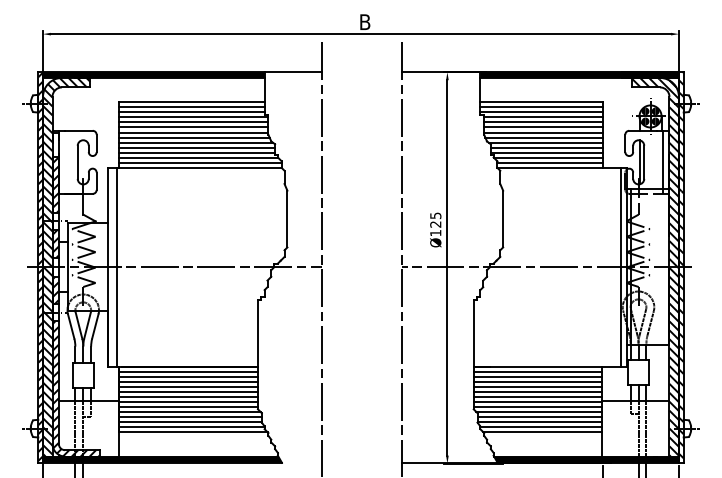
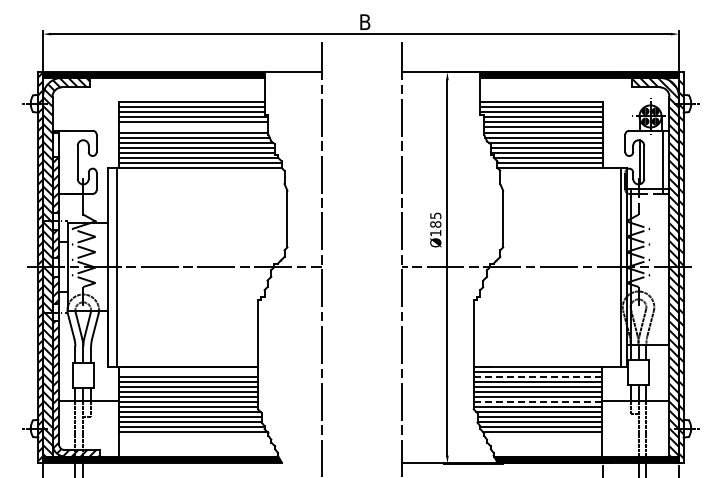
line: present -> none (193, 127)
text: Ø125 -> Ø185 (435, 224)
line: present -> none (188, 371)
line: solid -> dashed (537, 376)
line: solid -> dashed (537, 401)
